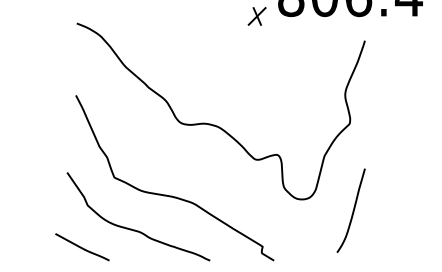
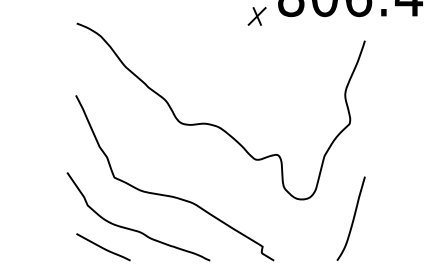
curve position: (352, 210) -> (352, 218) (352, 218)
curve position: (82, 247) -> (103, 247) (103, 247)
